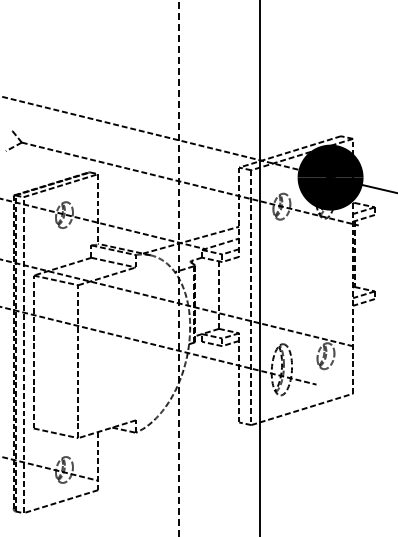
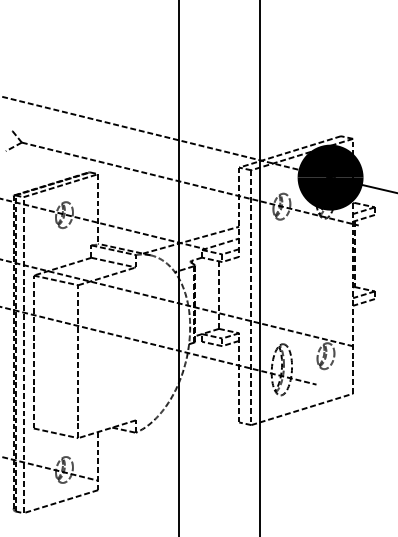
line: dashed -> solid (179, 268)
